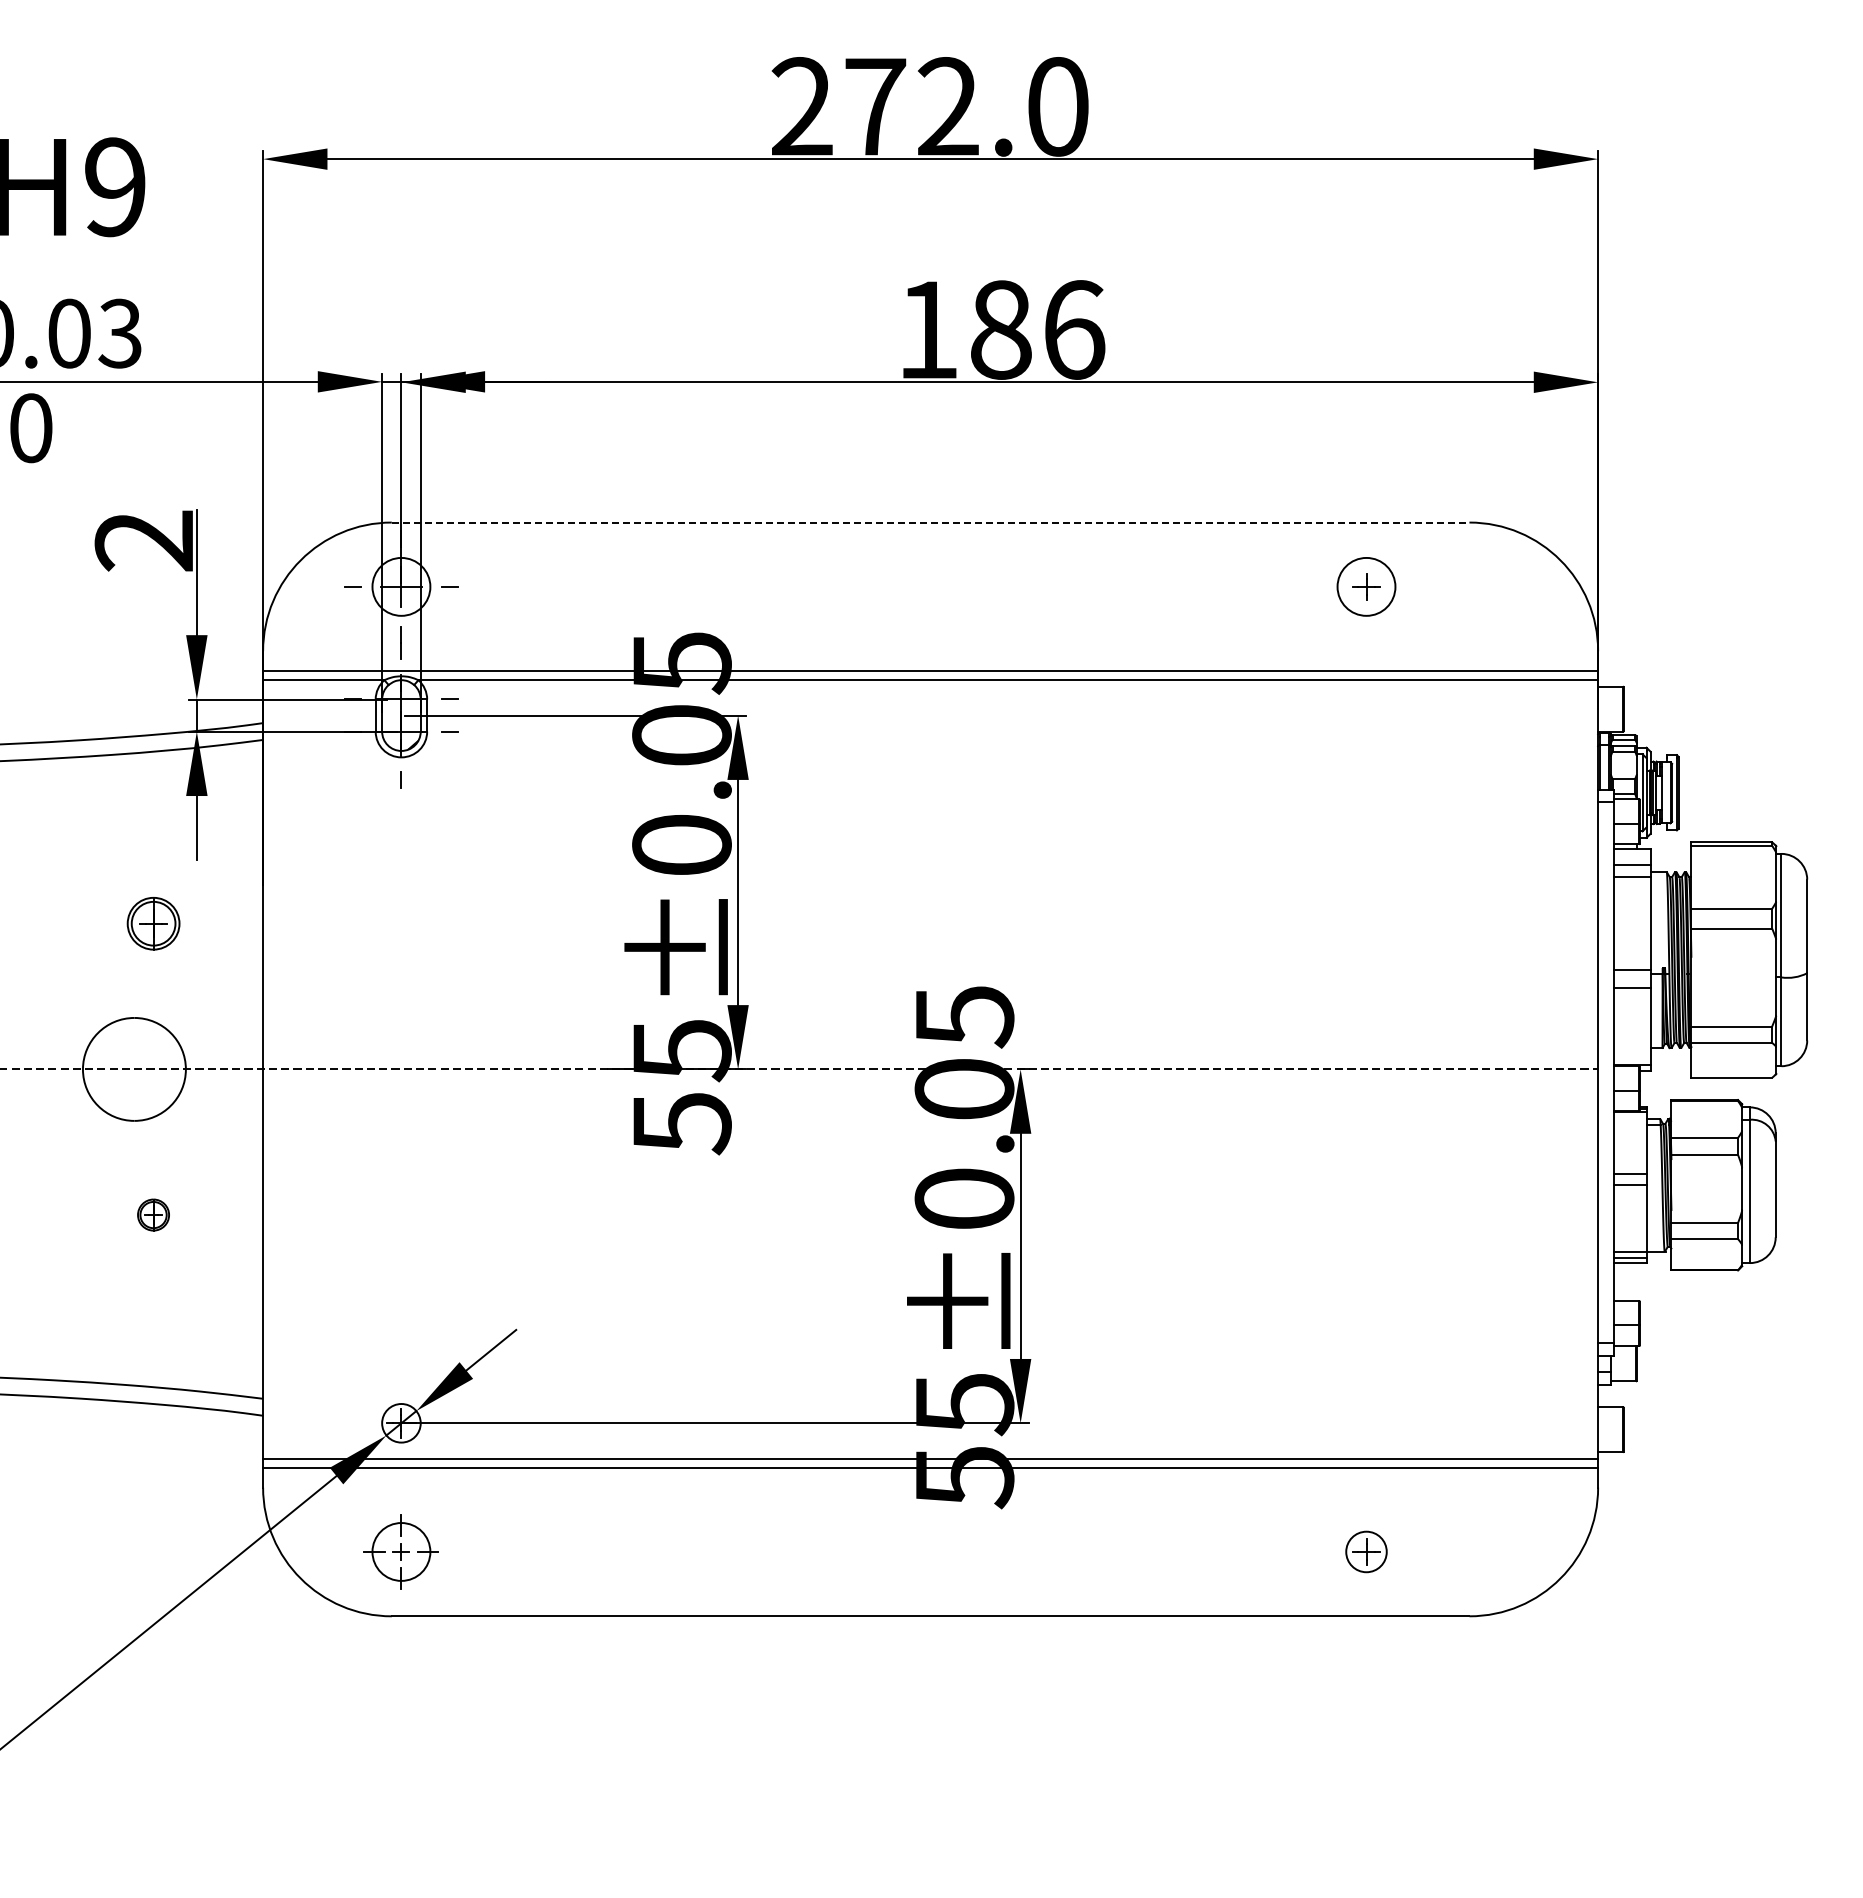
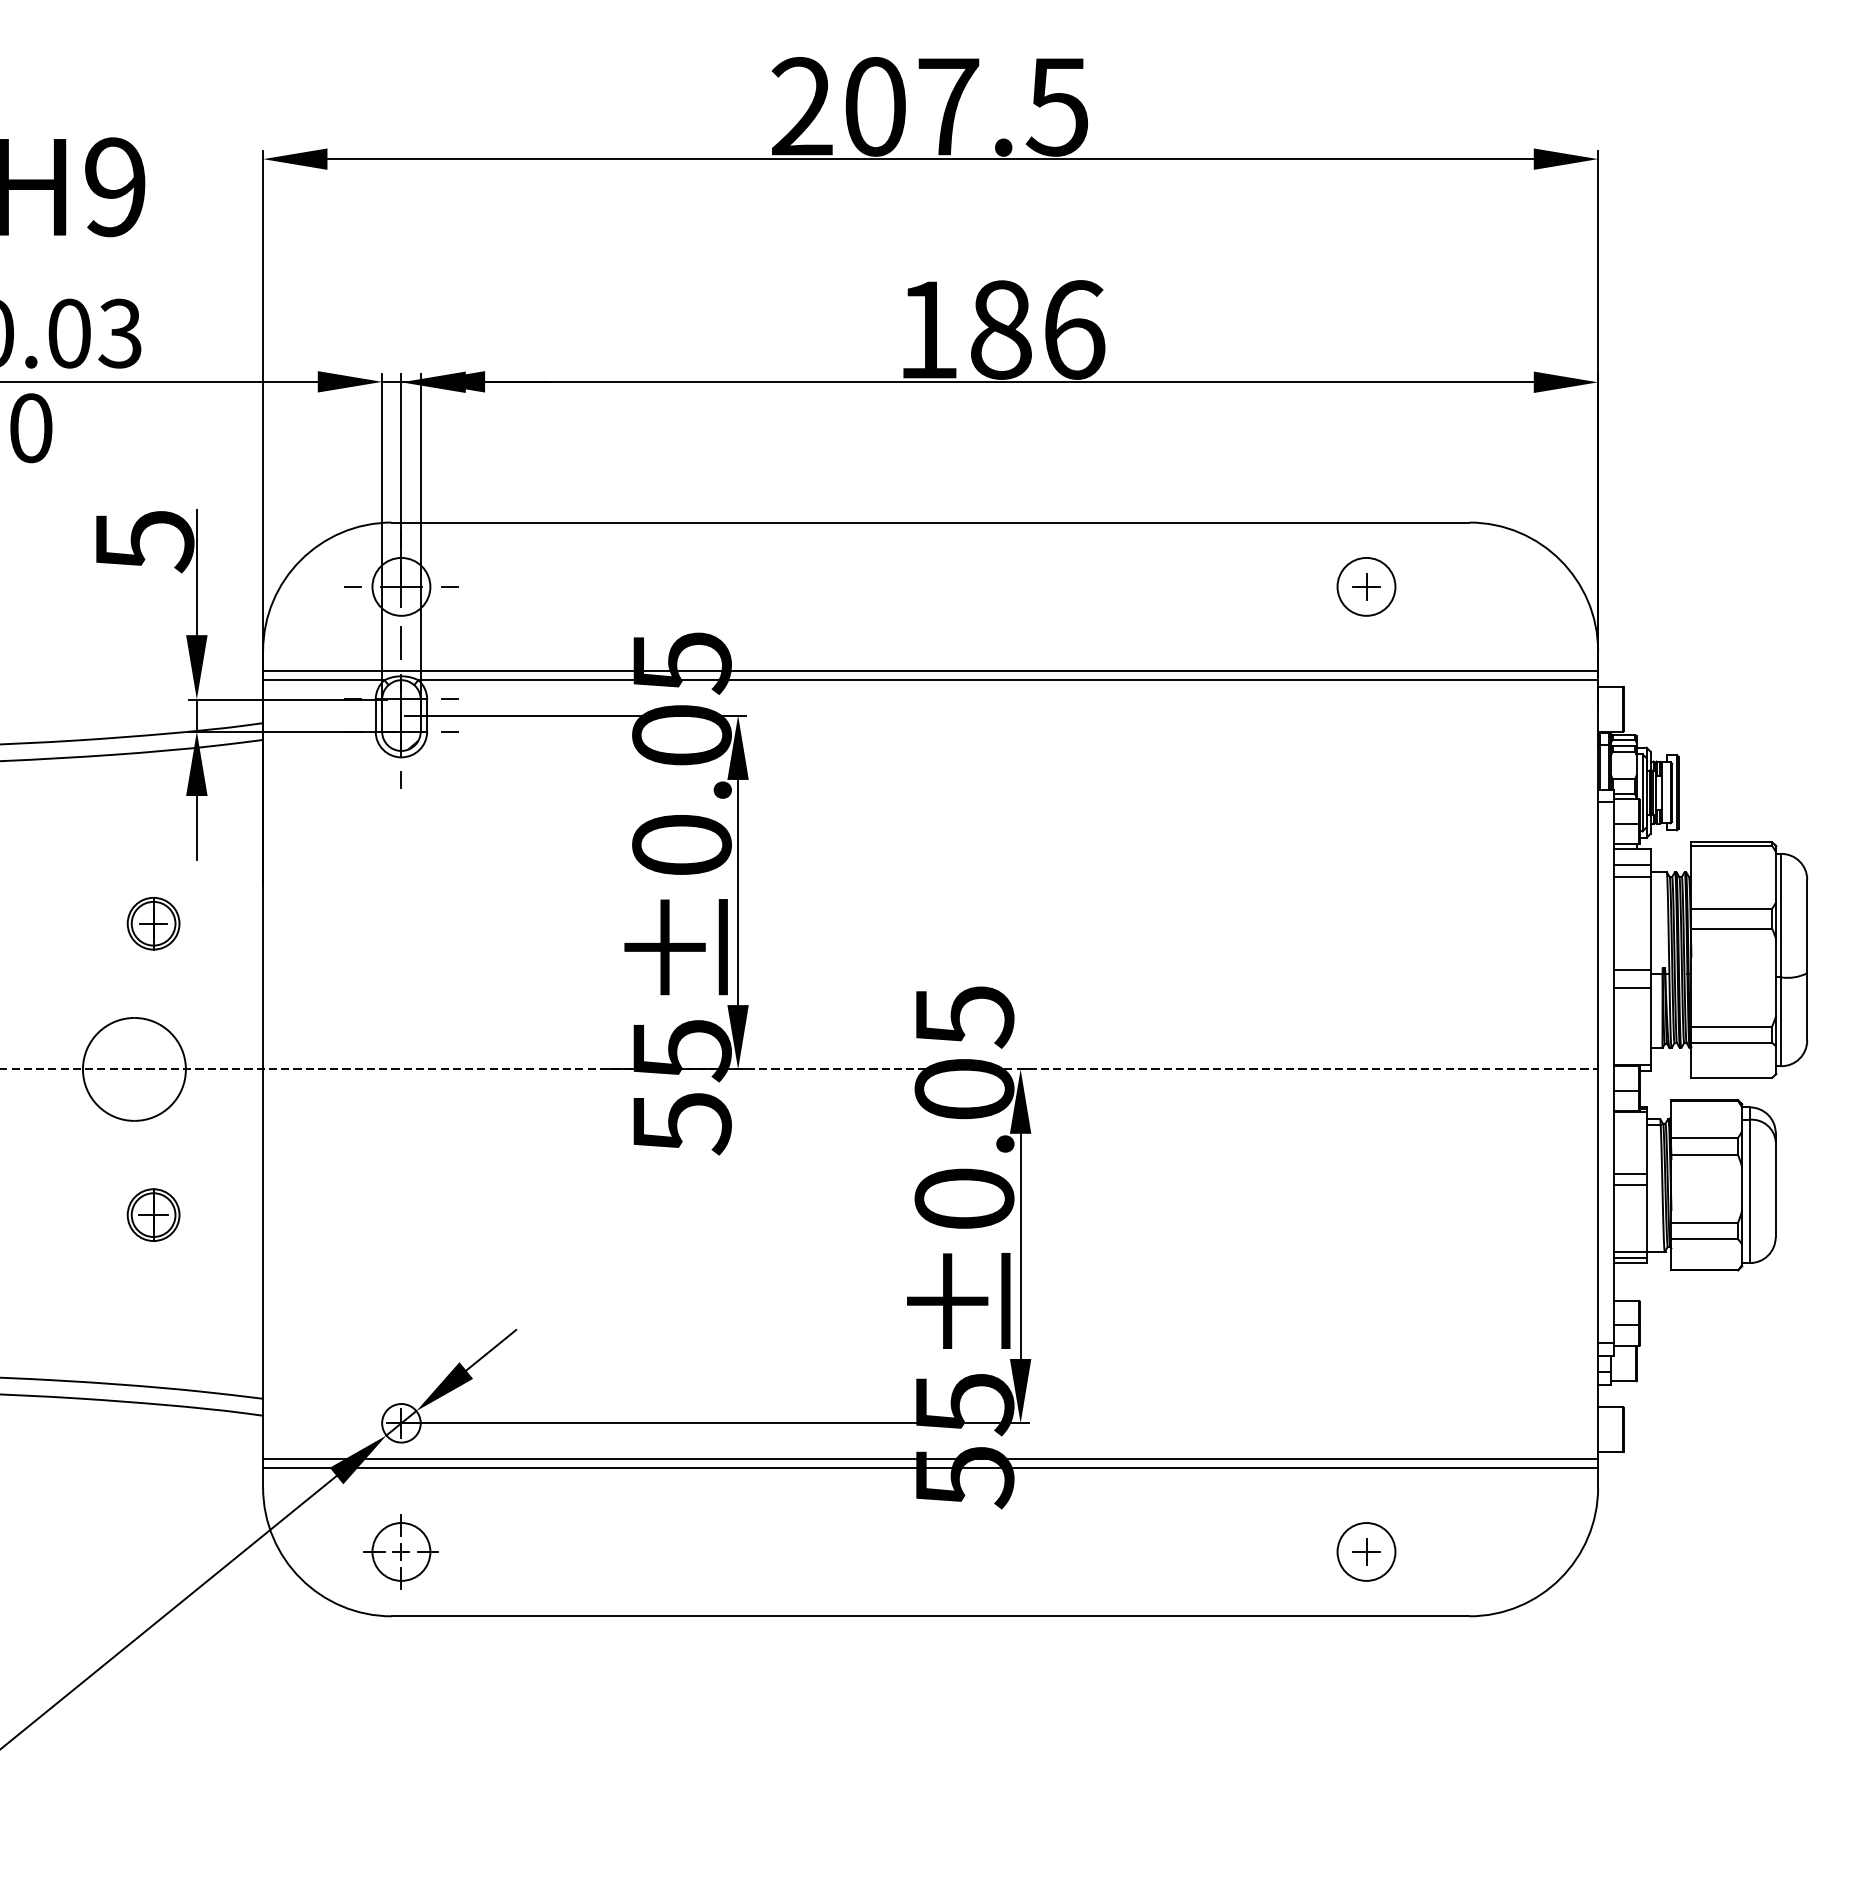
text: 272.0 -> 207.5 (966, 106)
line: dashed -> solid (930, 522)
text: 2 -> 5 (144, 541)
part size: 33x34 px -> 55x54 px (153, 1214)
circle diameter: 41 px -> 58 px (1366, 1551)
